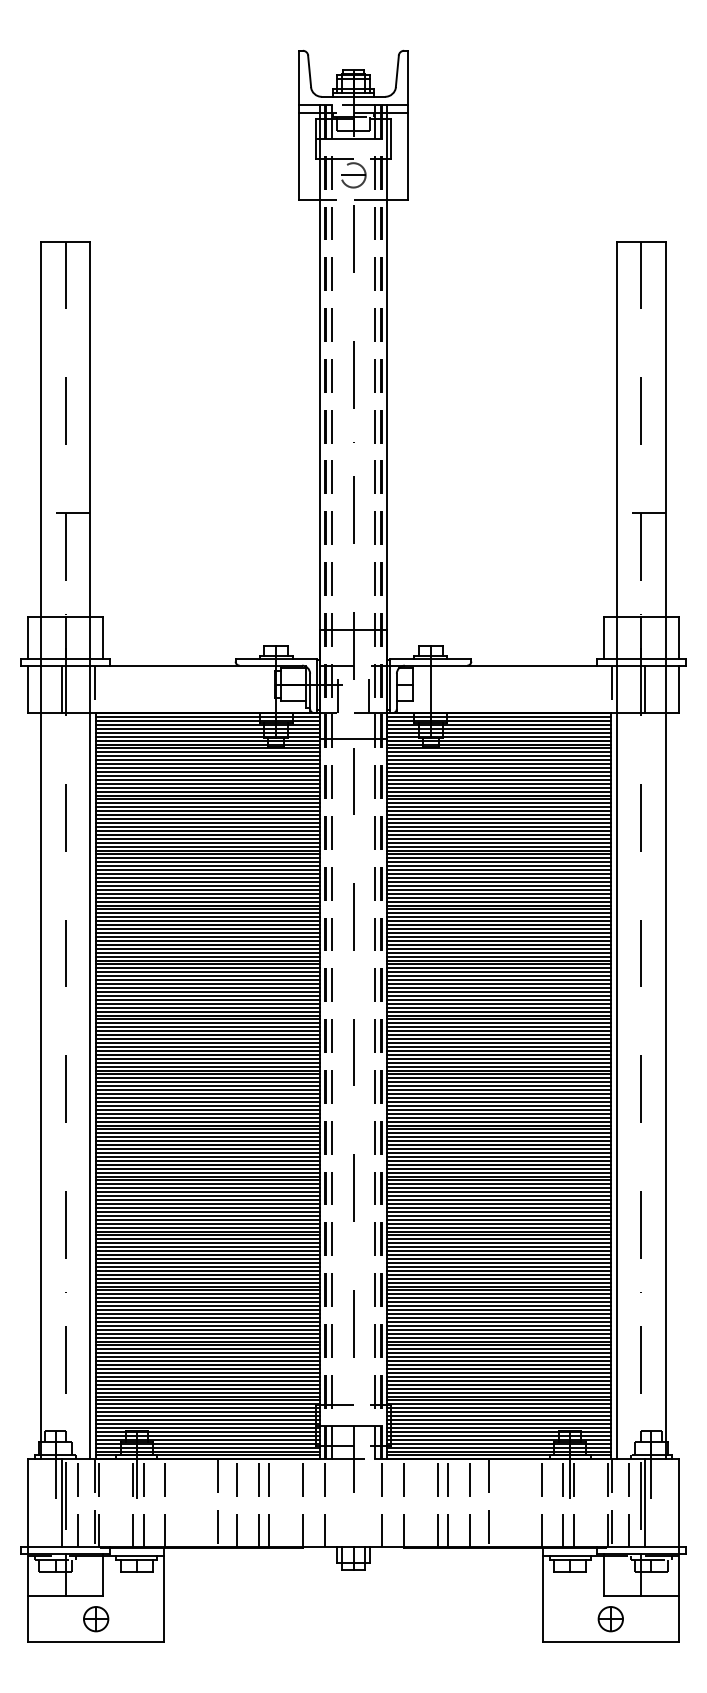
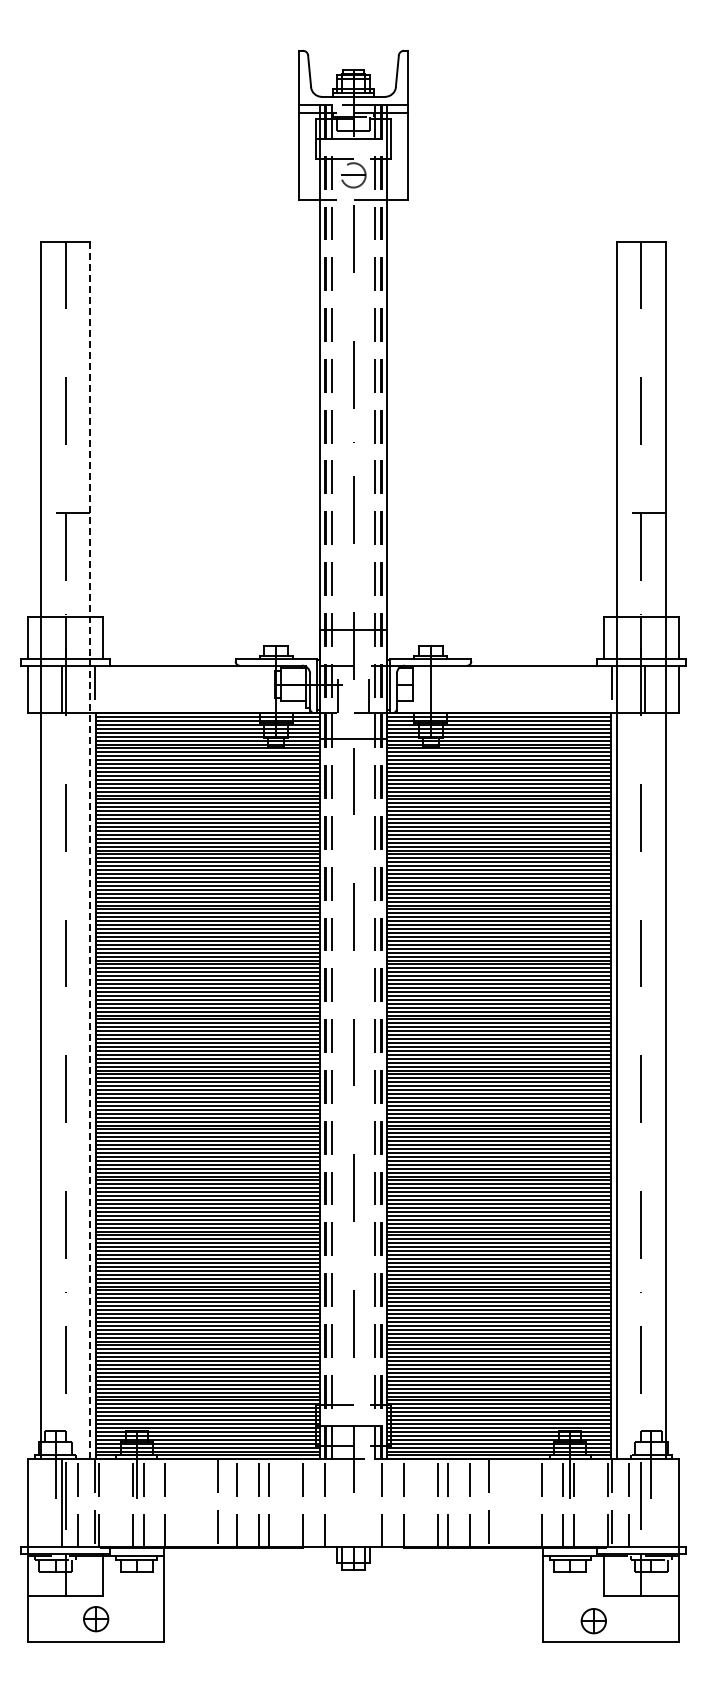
line: solid -> dashed (90, 850)
line: present -> none (644, 1503)
part position: (610, 1619) -> (593, 1621) (593, 1621)
